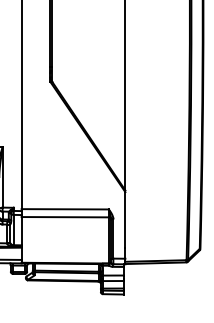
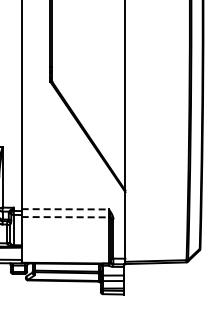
line: solid -> dashed (65, 209)
line: solid -> dashed (65, 217)
